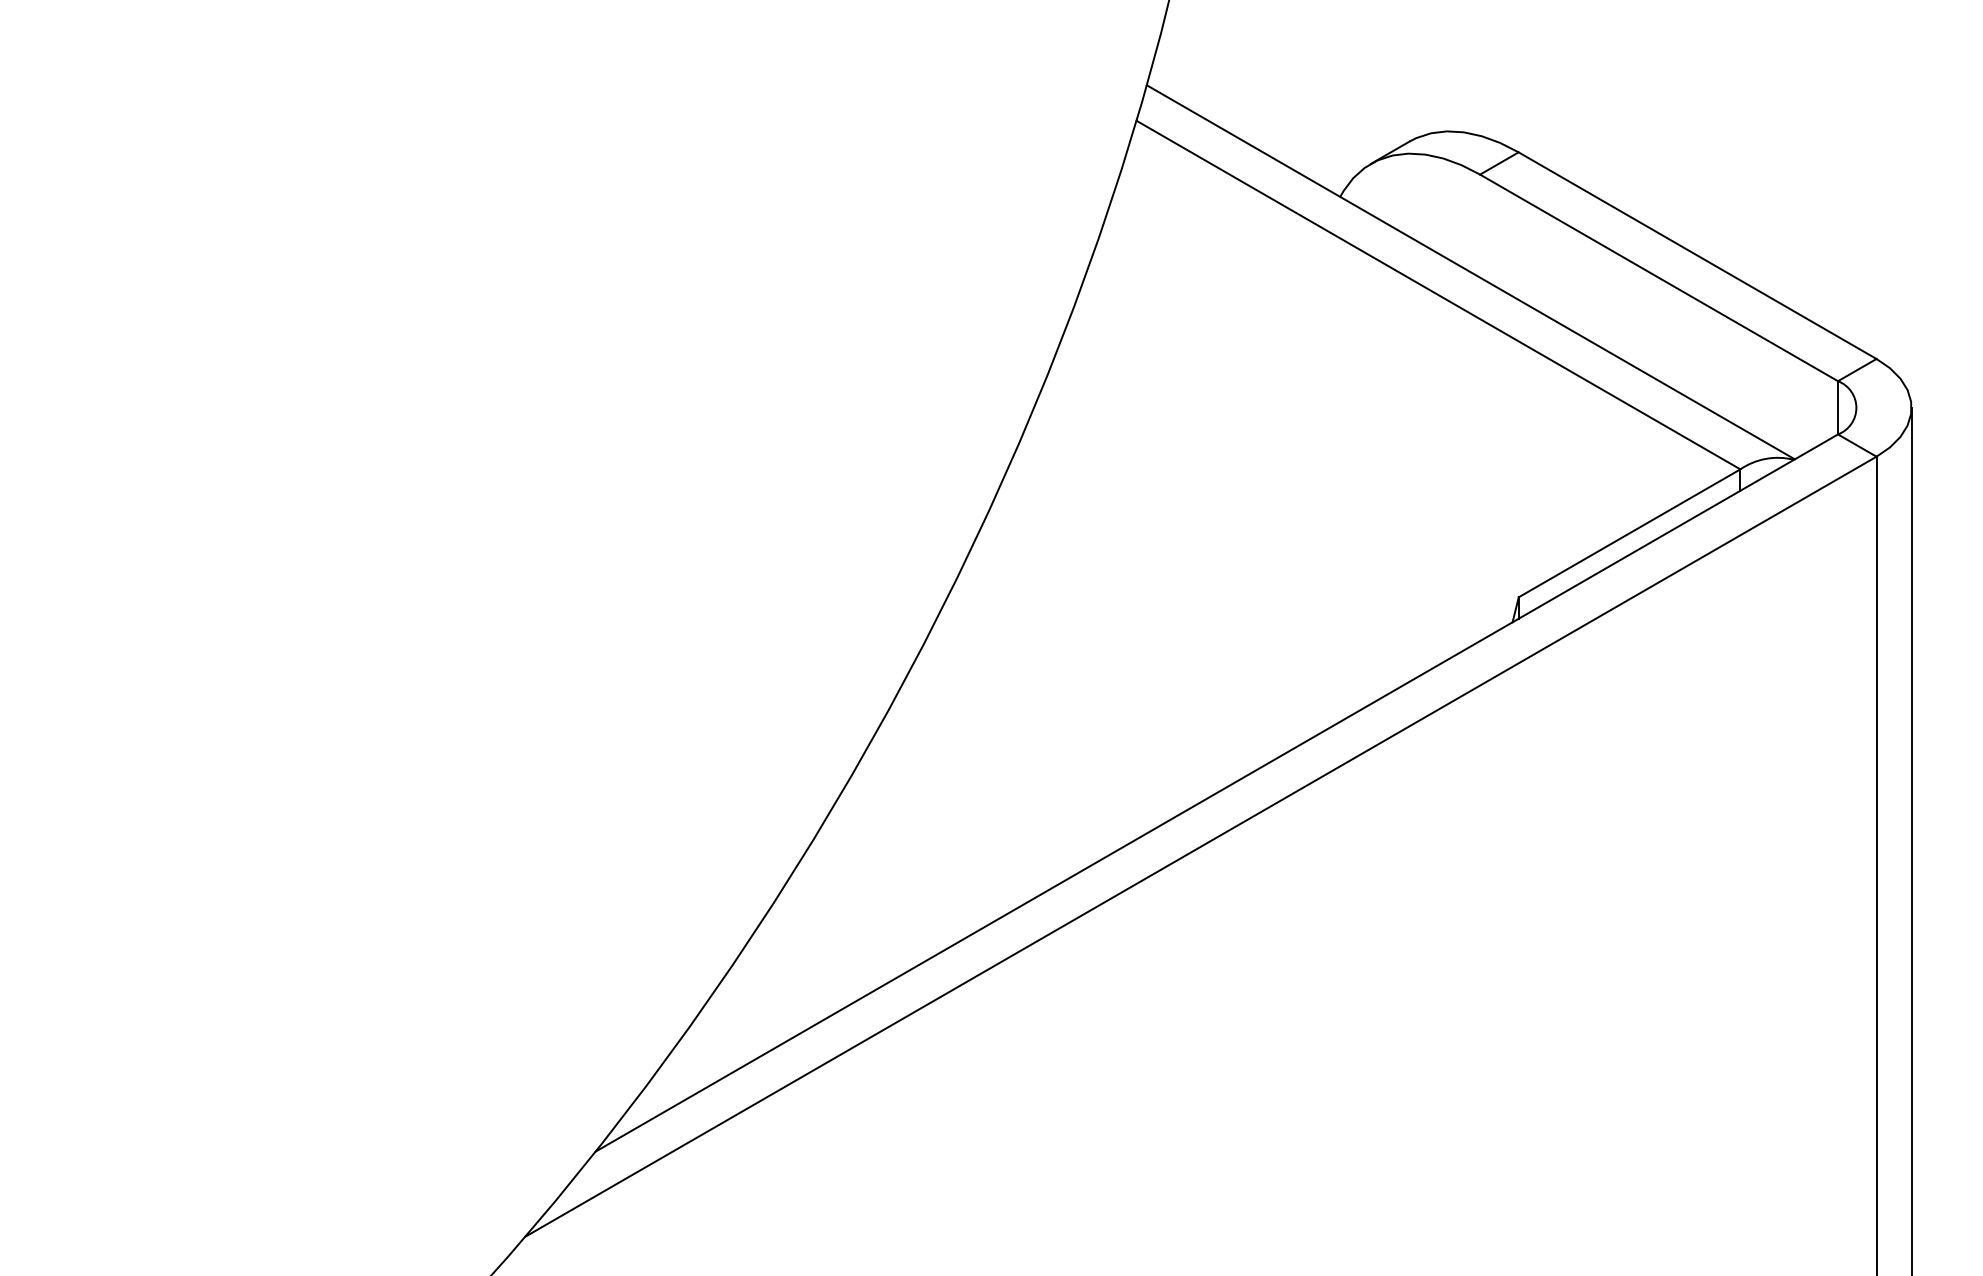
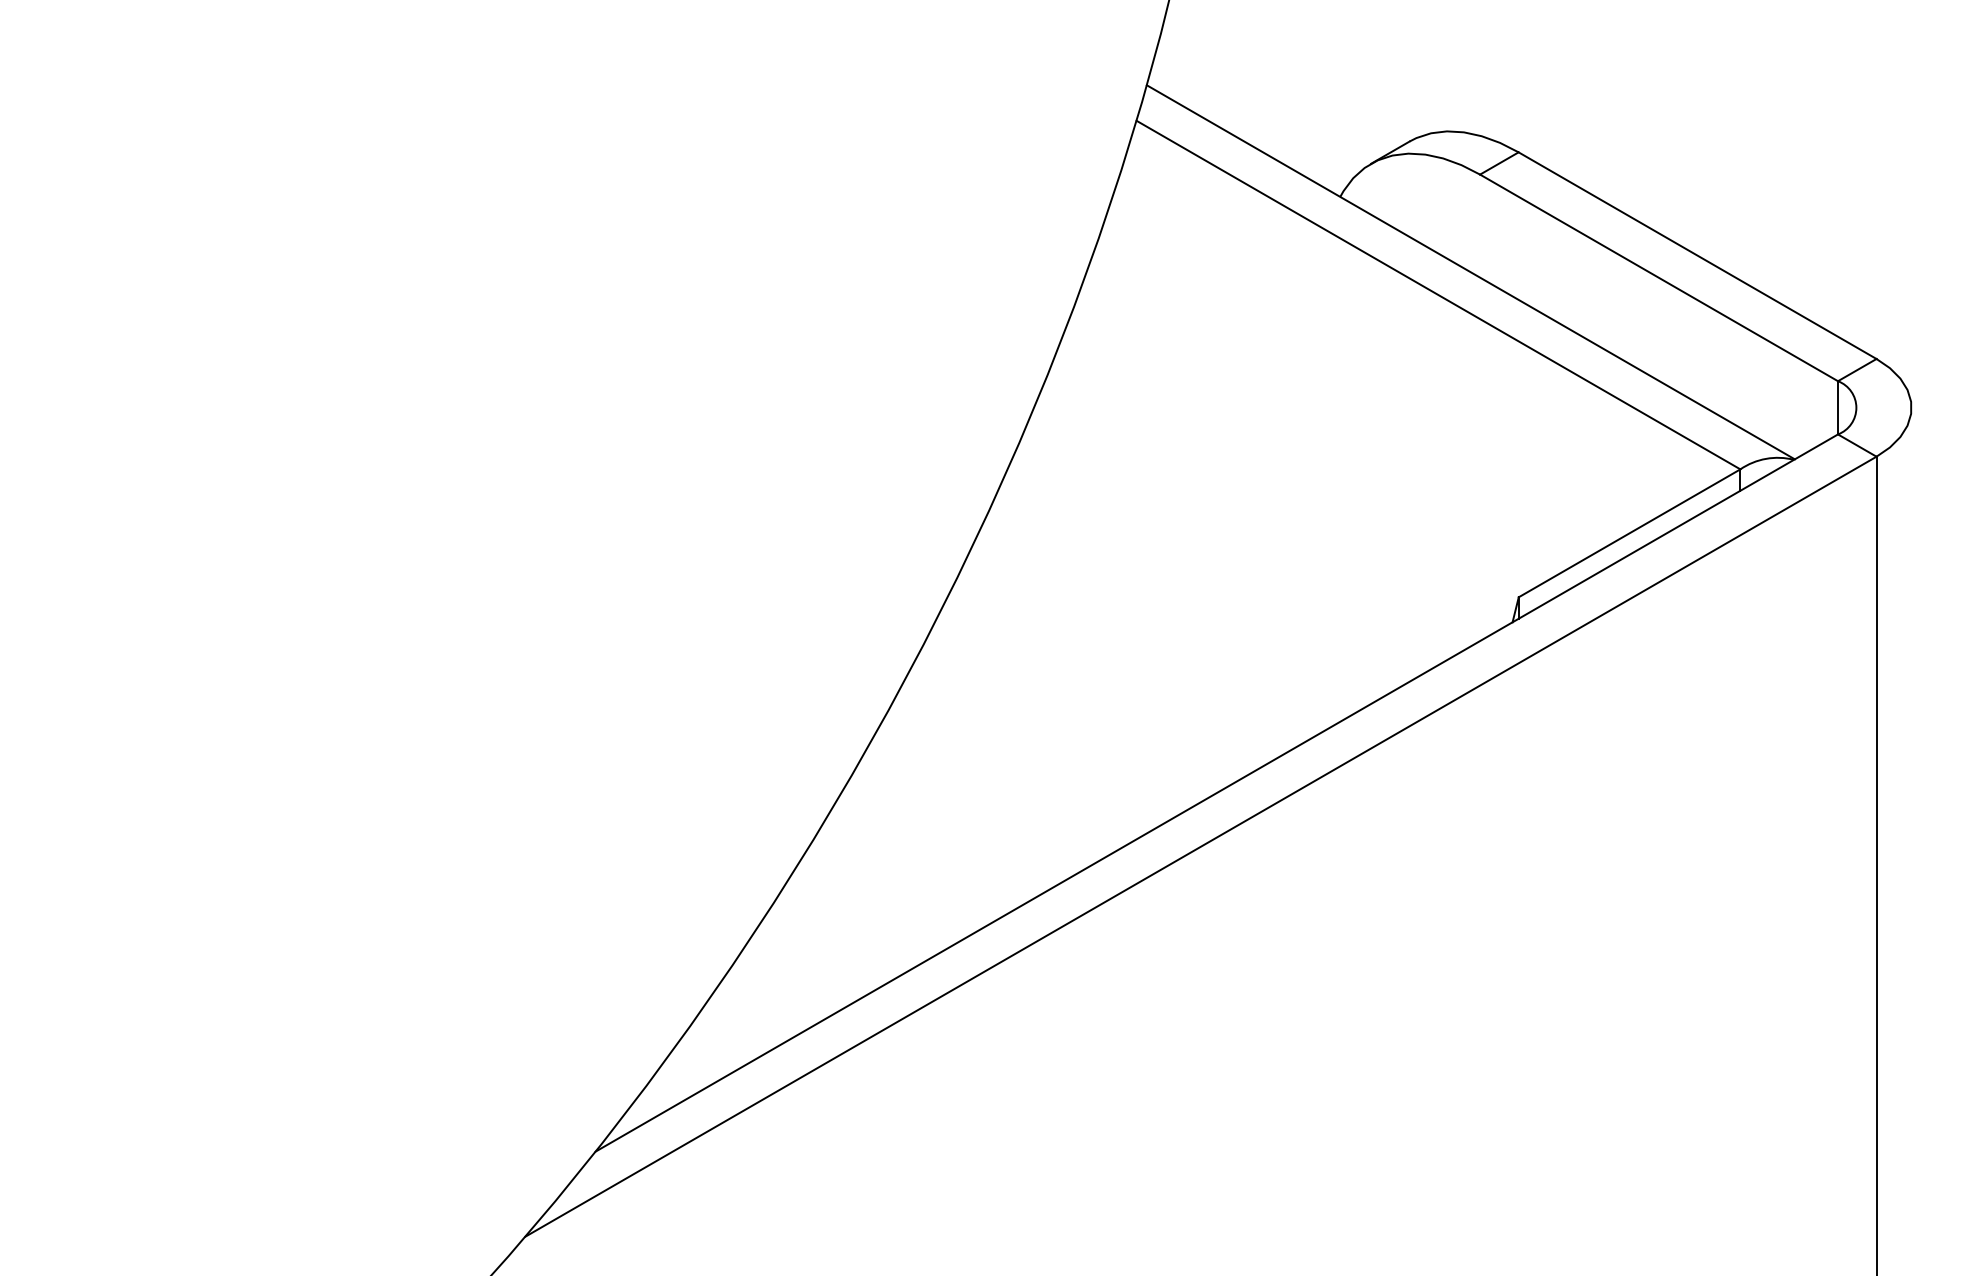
line: present -> none (1911, 839)
